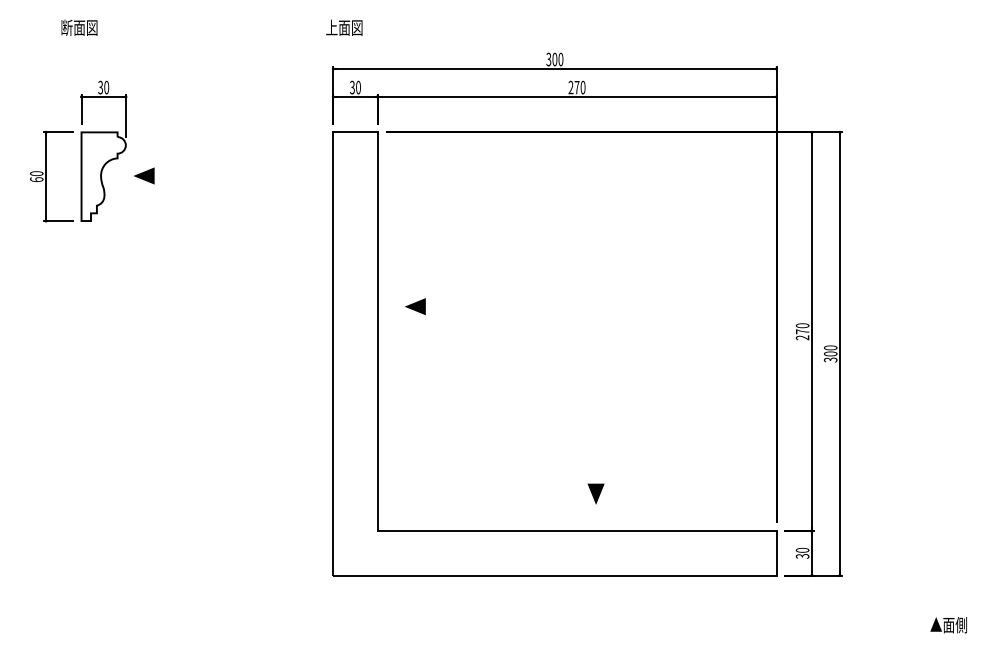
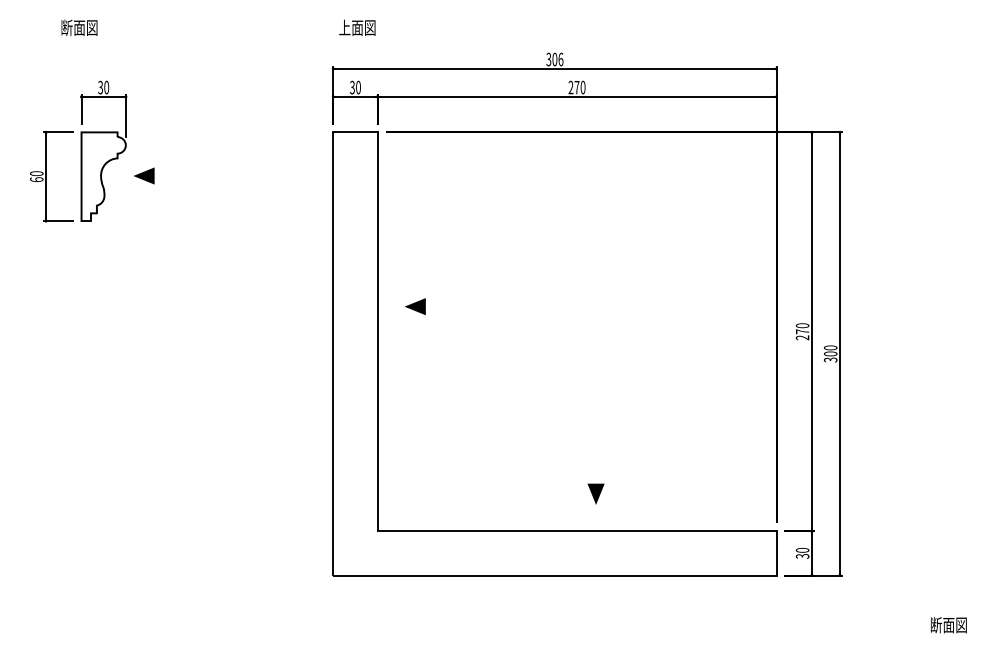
text position: (344, 27) -> (357, 27) (357, 27)
text: 300 -> 306 (560, 58)
text: ▲面側 -> 断面図 (948, 625)
